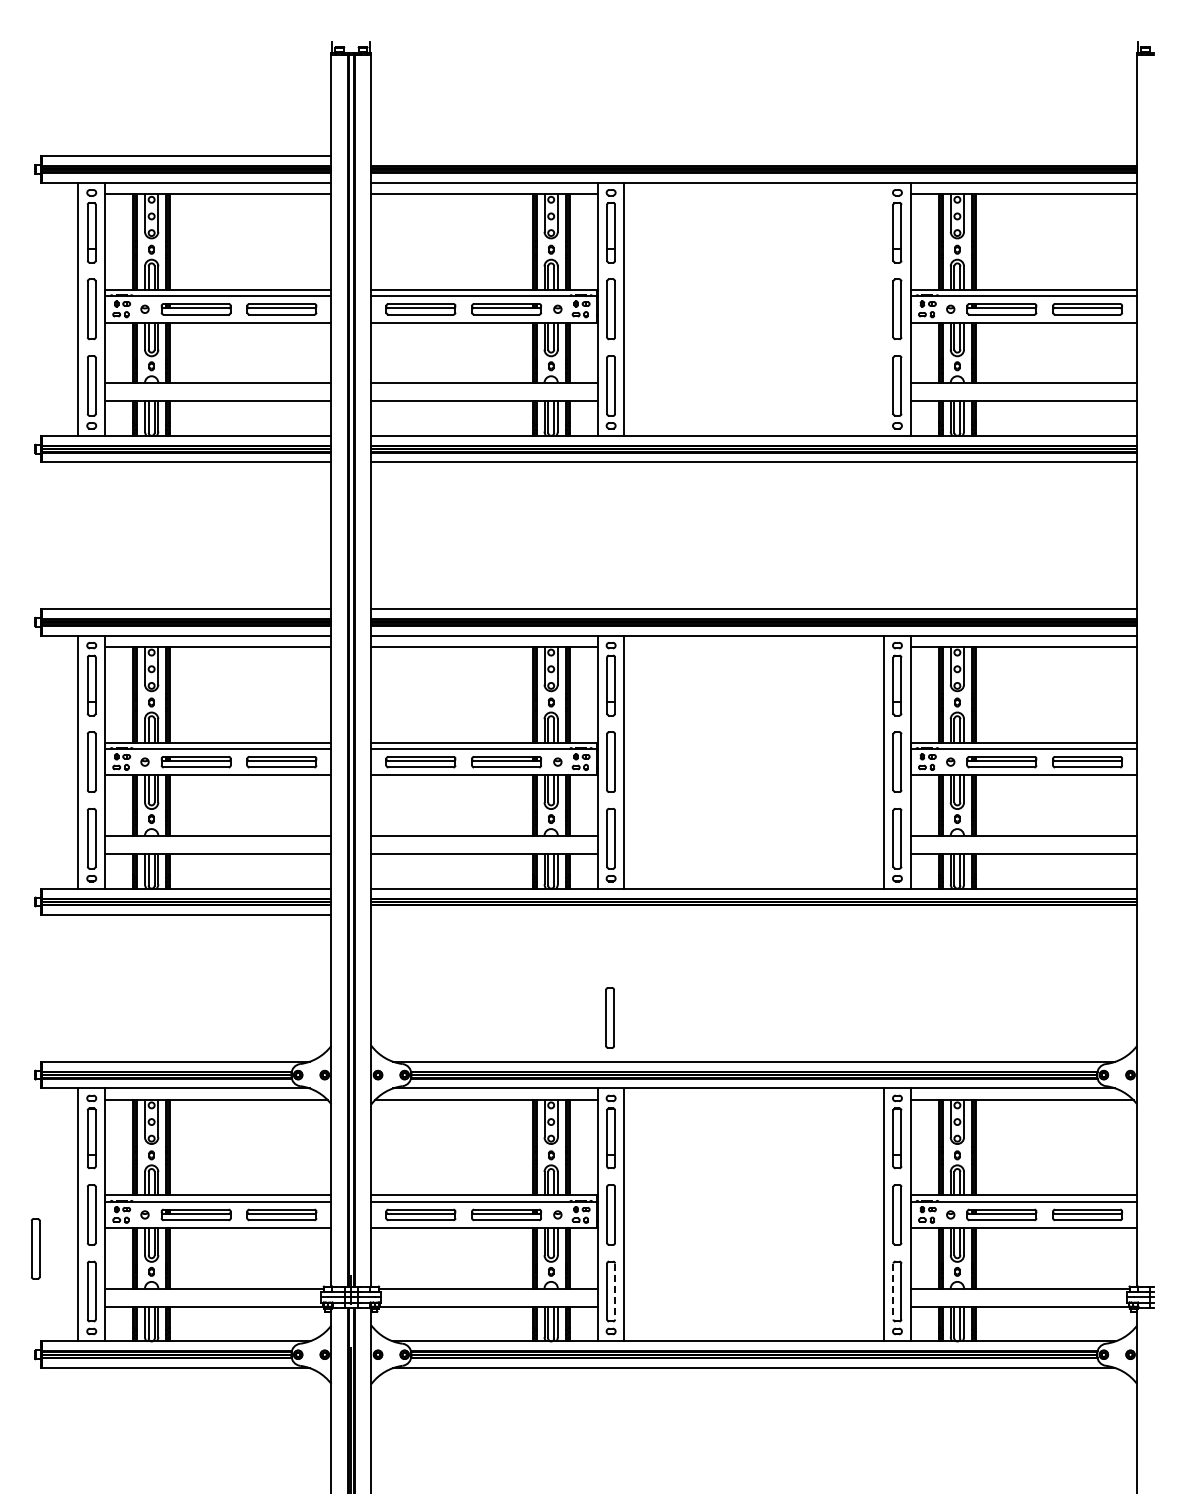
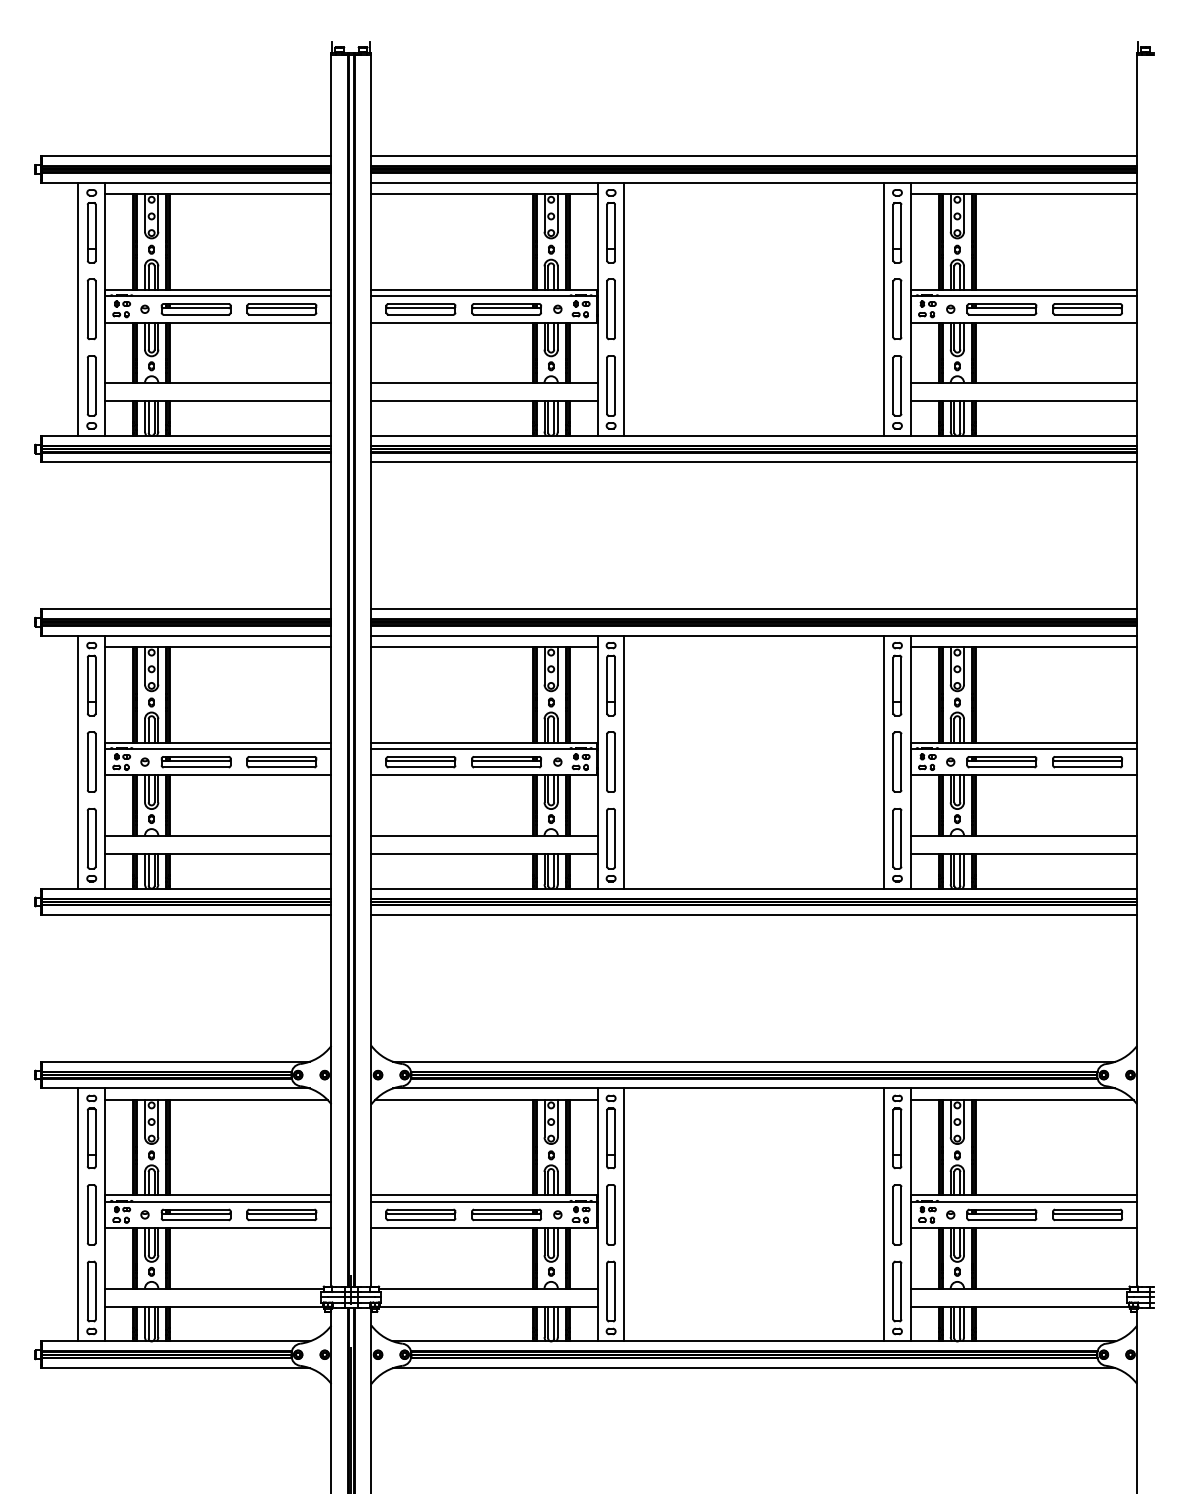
line: none -> present (754, 156)
line: none -> present (884, 308)
line: none -> present (754, 915)
part: present -> none (609, 1017)
part: present -> none (35, 1248)
line: dashed -> solid (615, 1291)
line: dashed -> solid (893, 1291)
